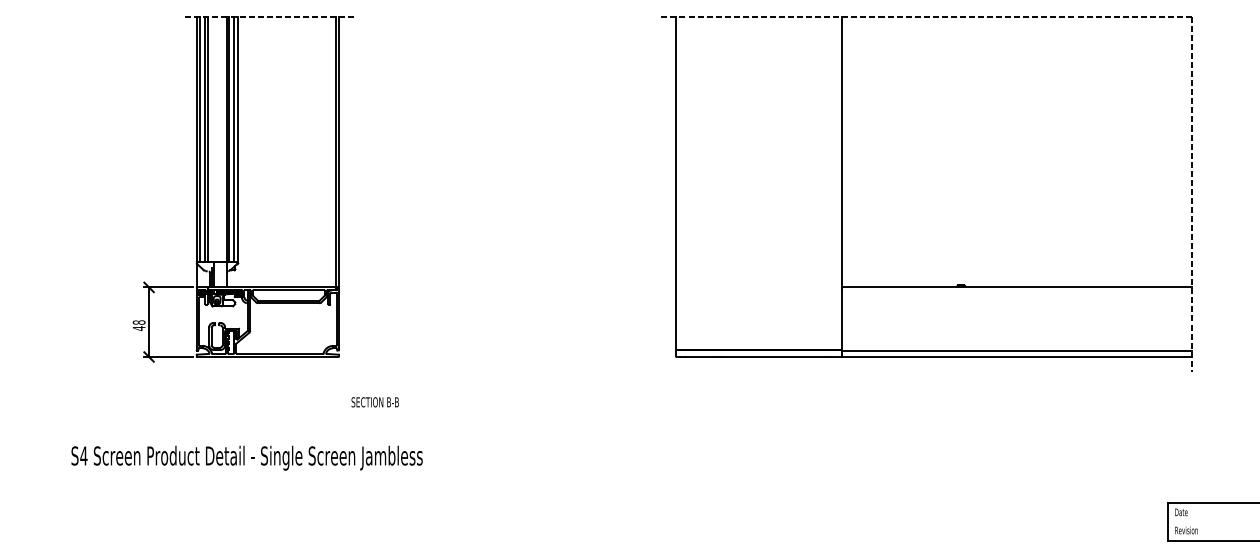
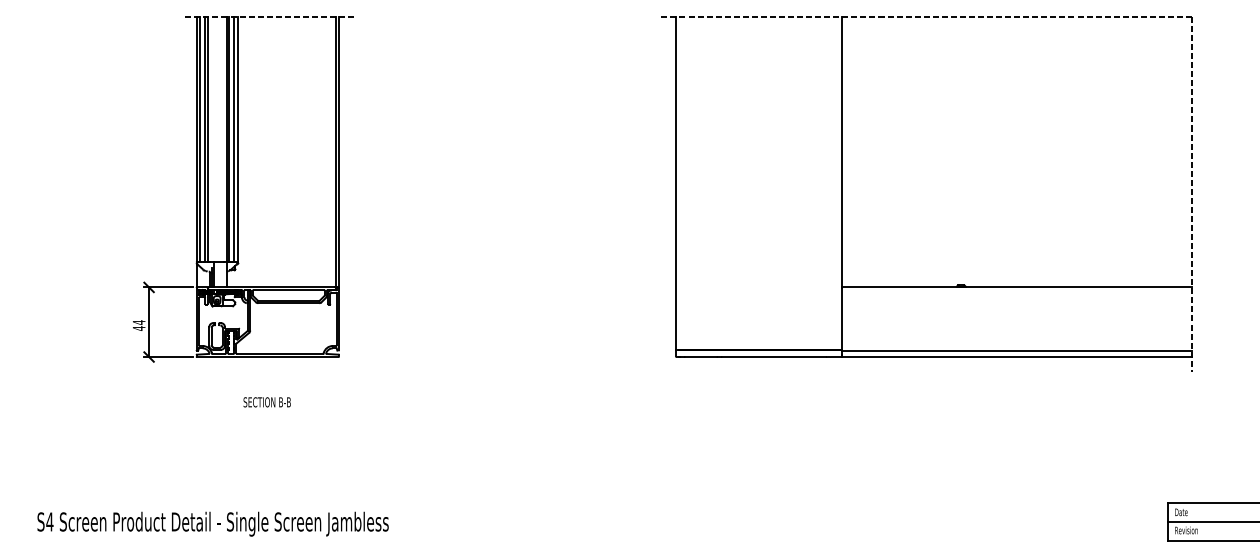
text: 48 -> 44 (138, 322)
text position: (374, 402) -> (266, 402) (266, 402)
text position: (246, 457) -> (212, 523) (212, 523)
line: none -> present (1211, 522)
